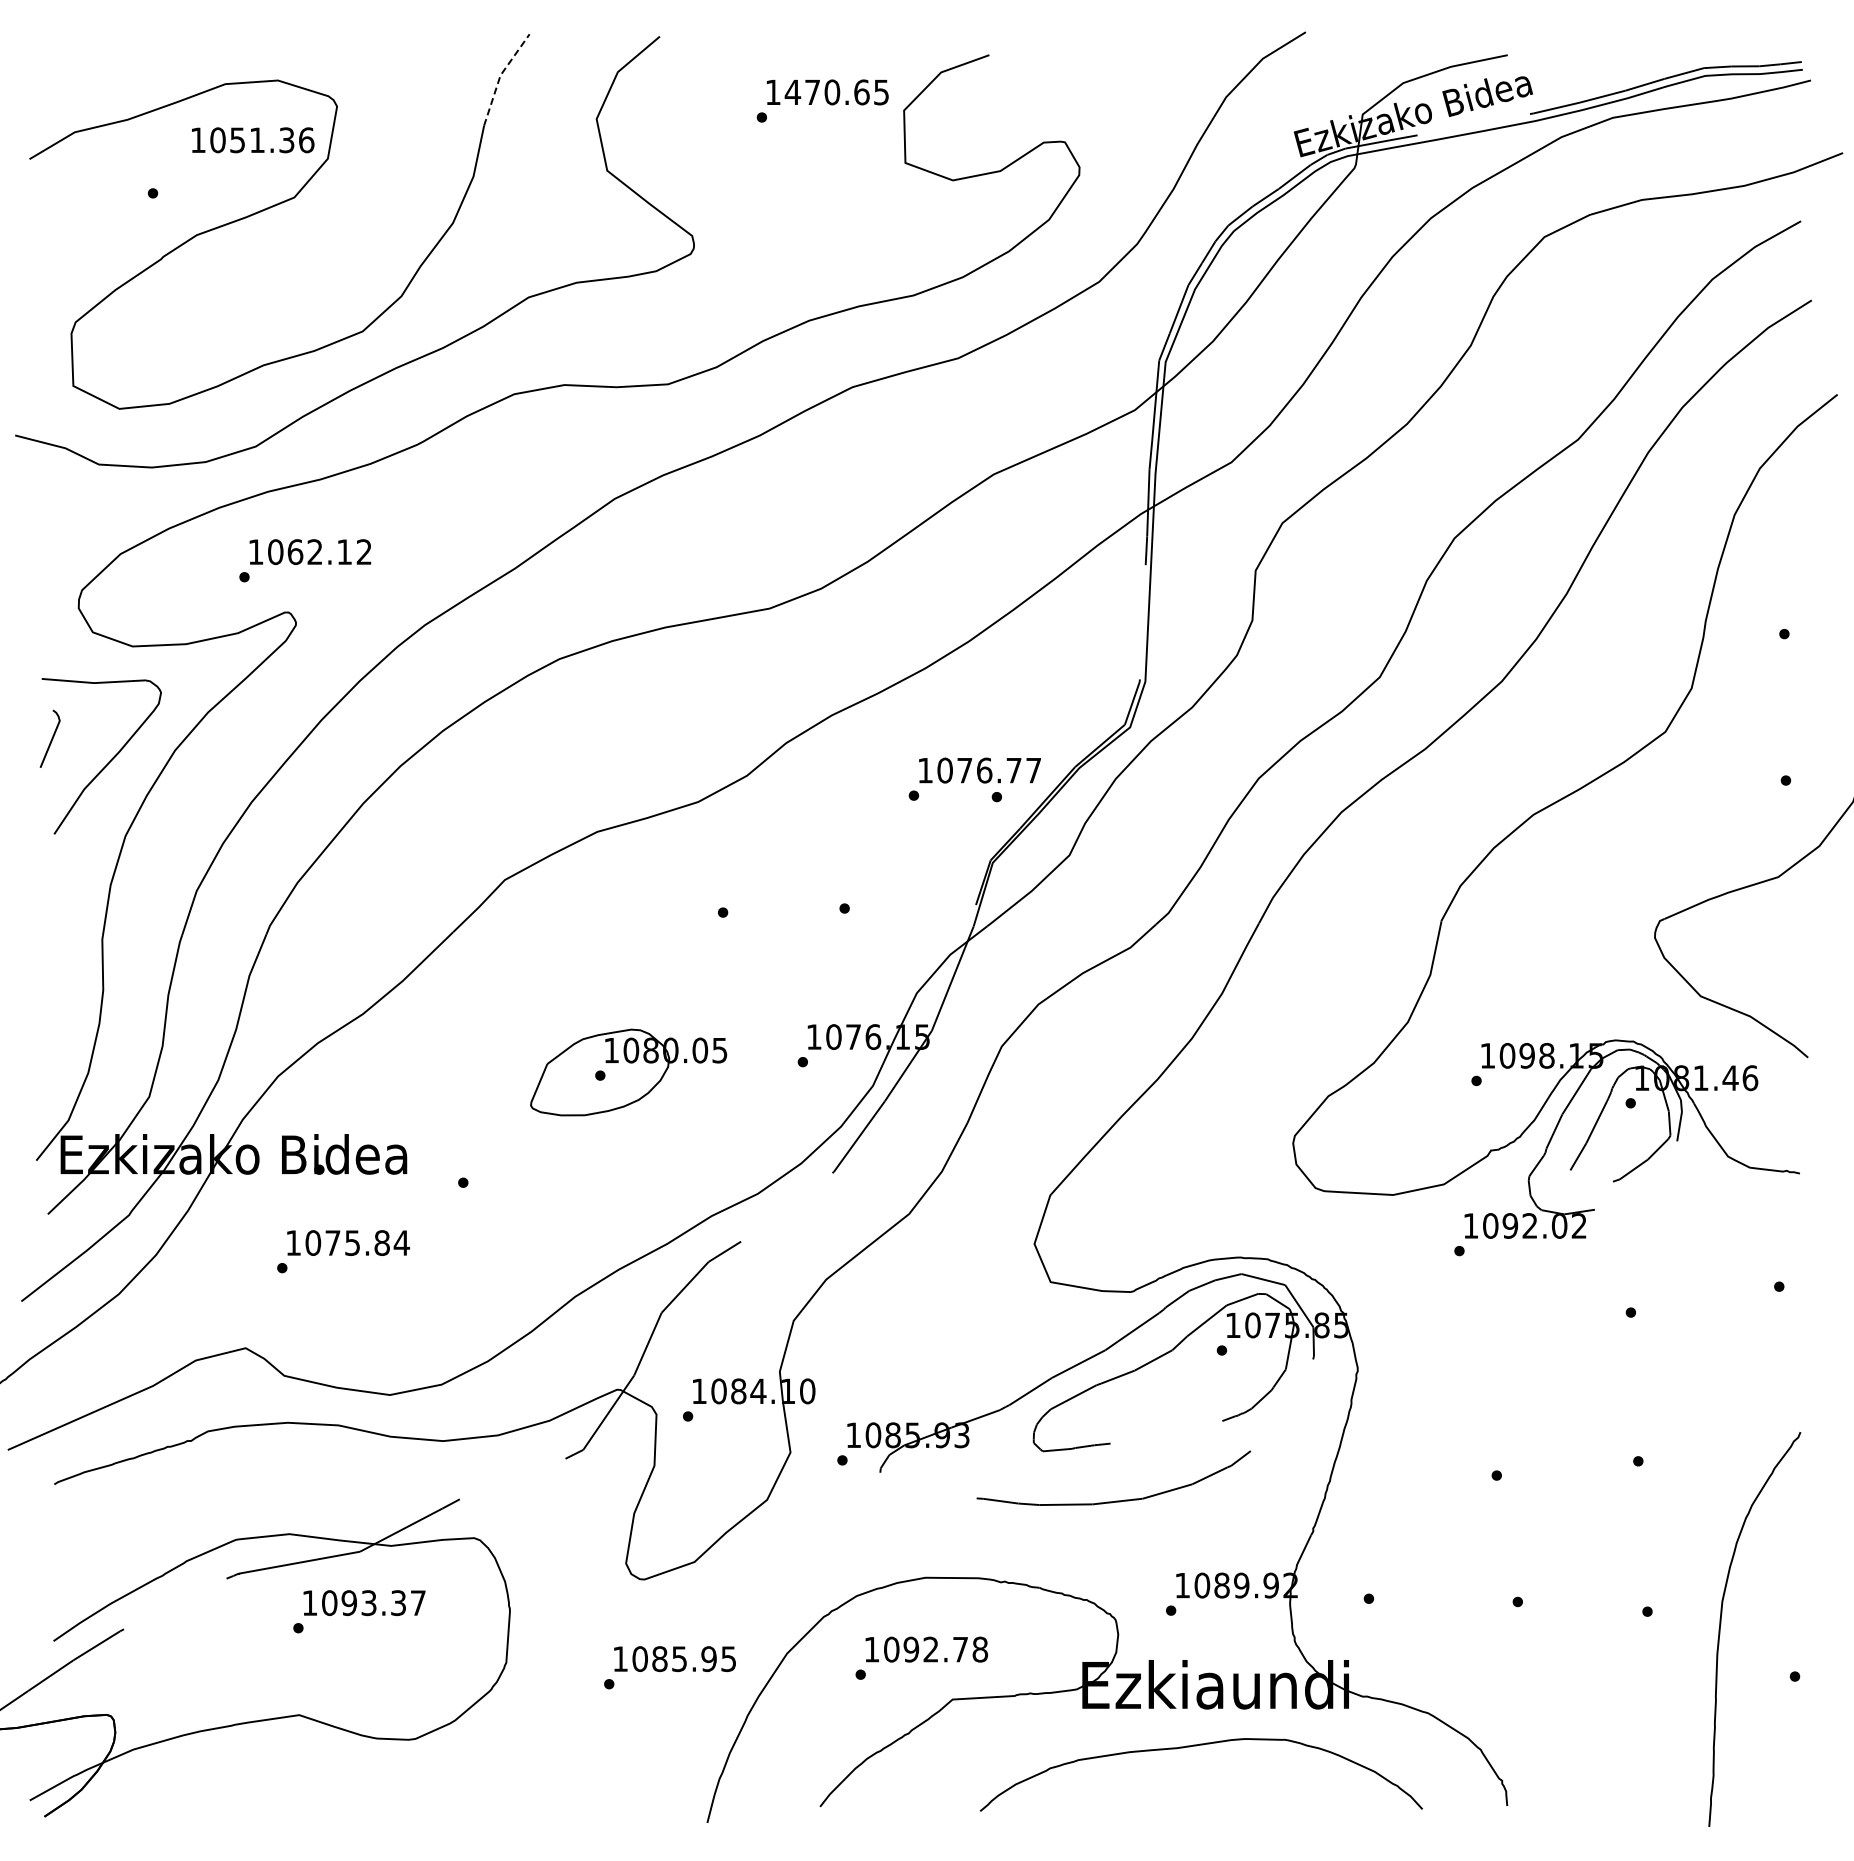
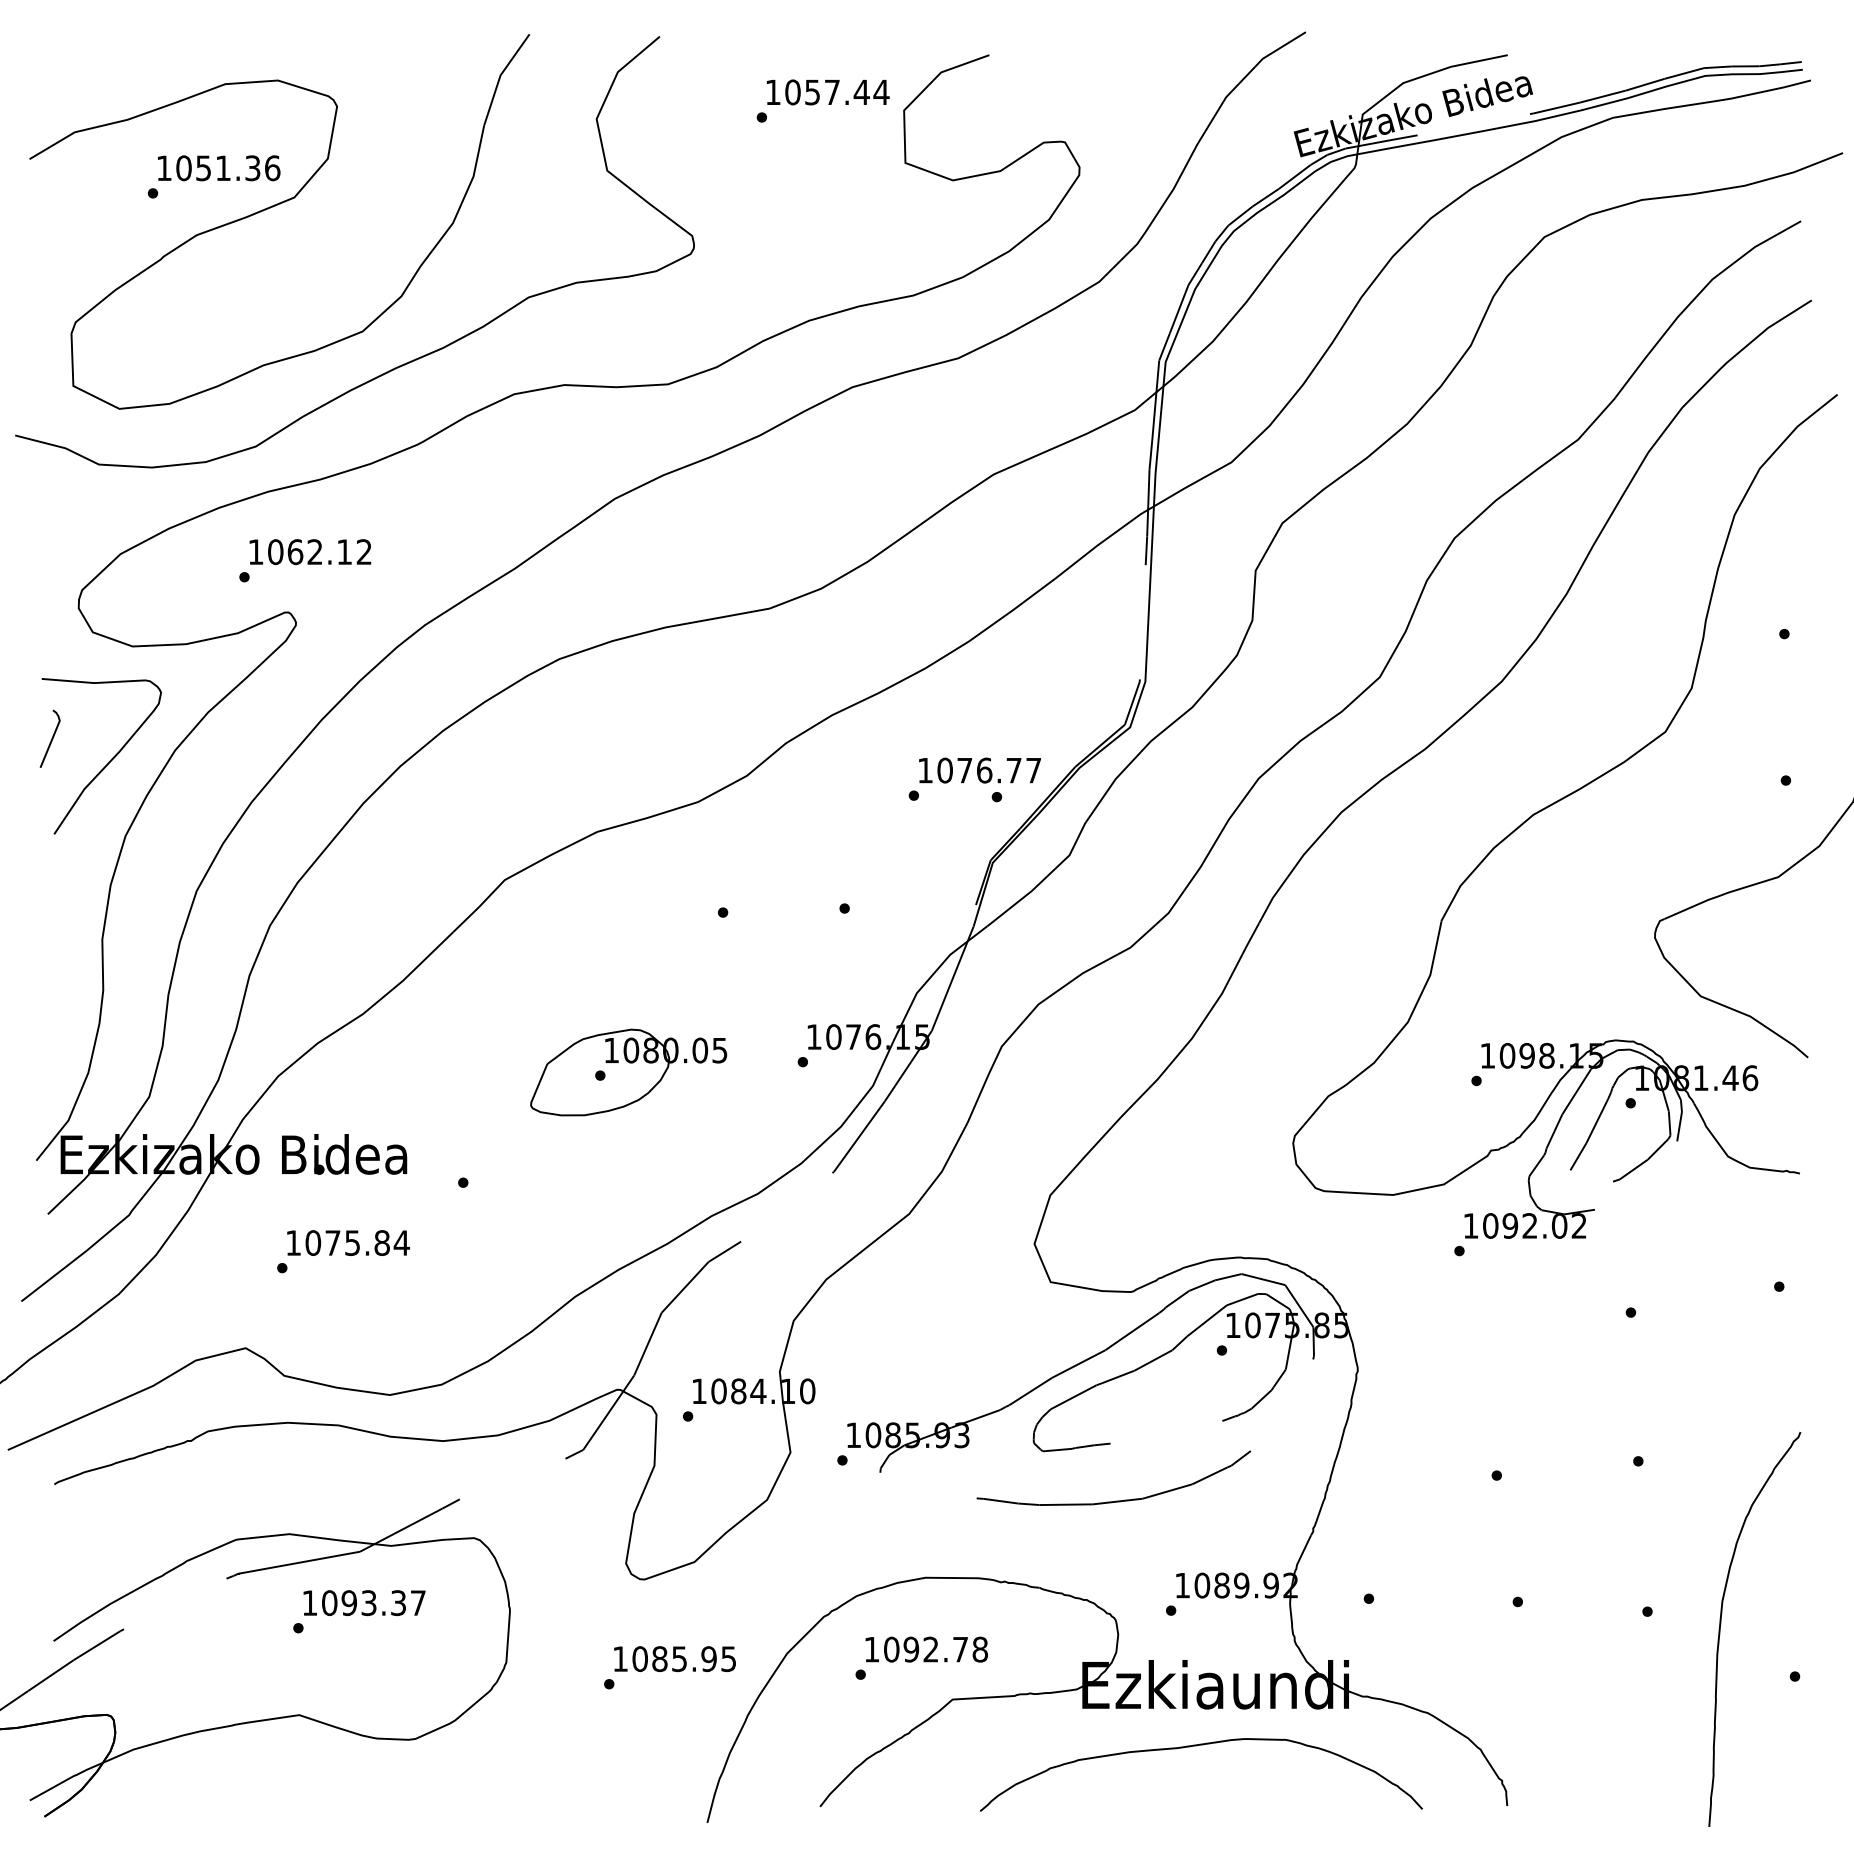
line: dashed -> solid (500, 75)
text: 1470.65 -> 1057.44 (836, 92)
text position: (253, 140) -> (219, 168) (219, 168)
